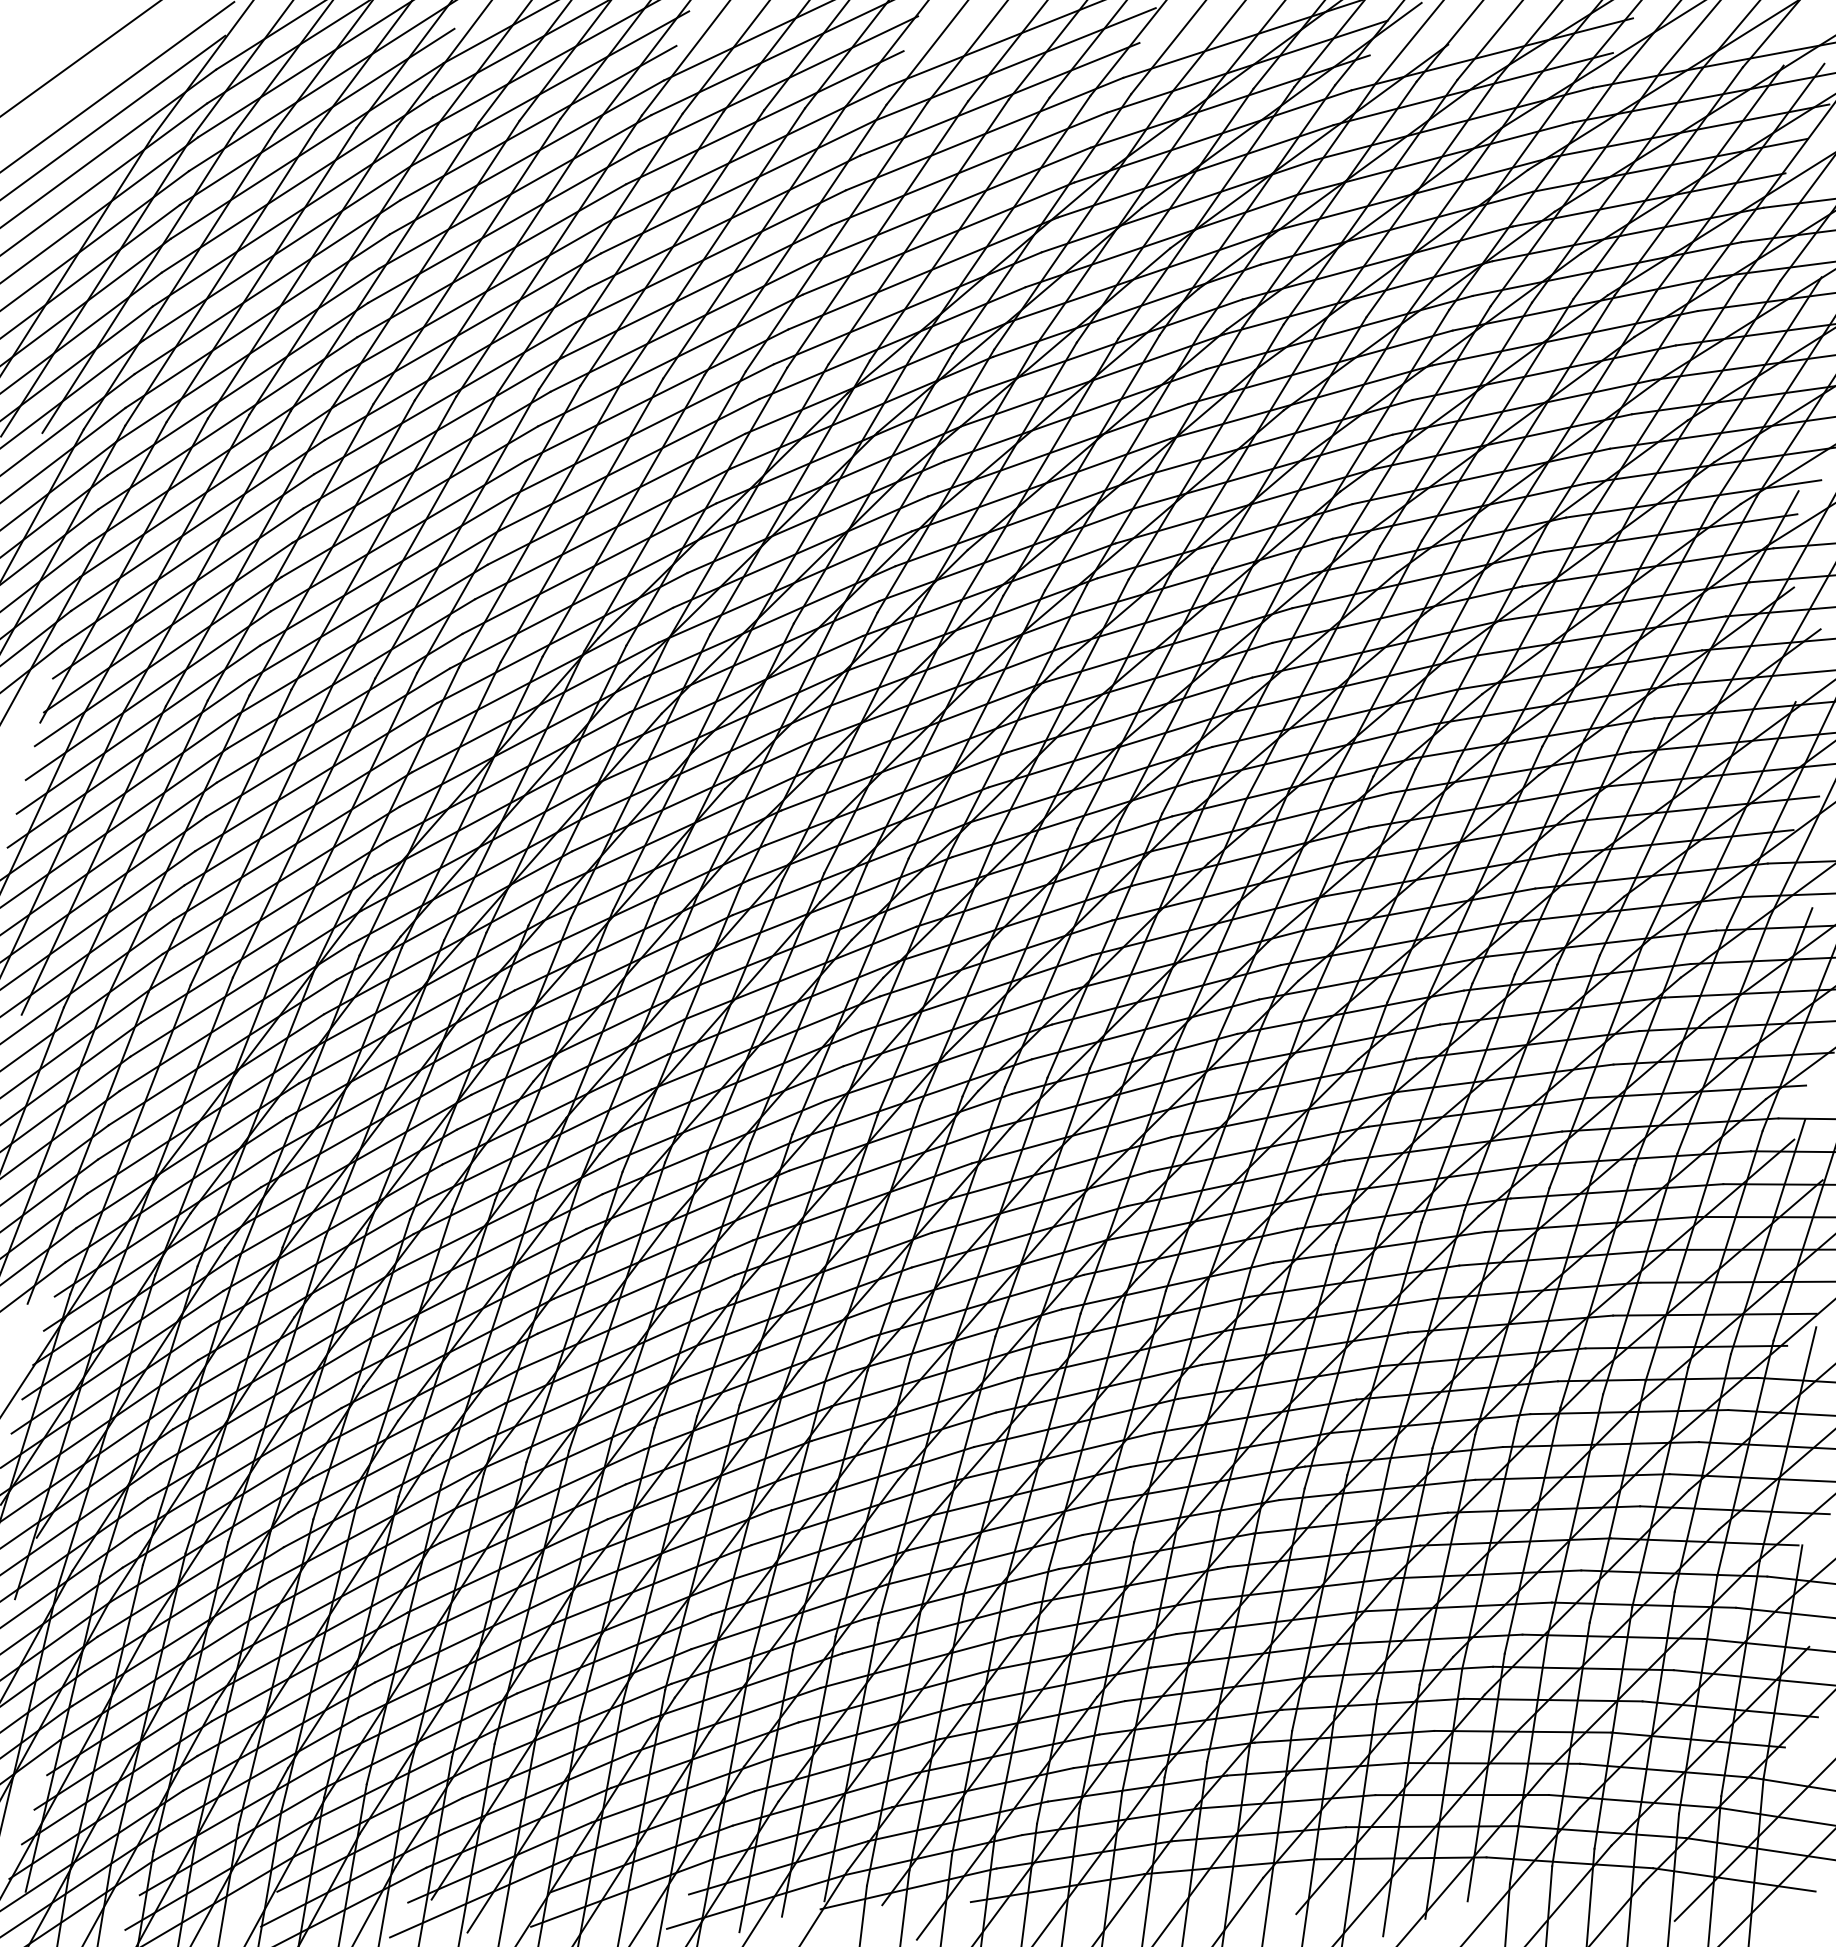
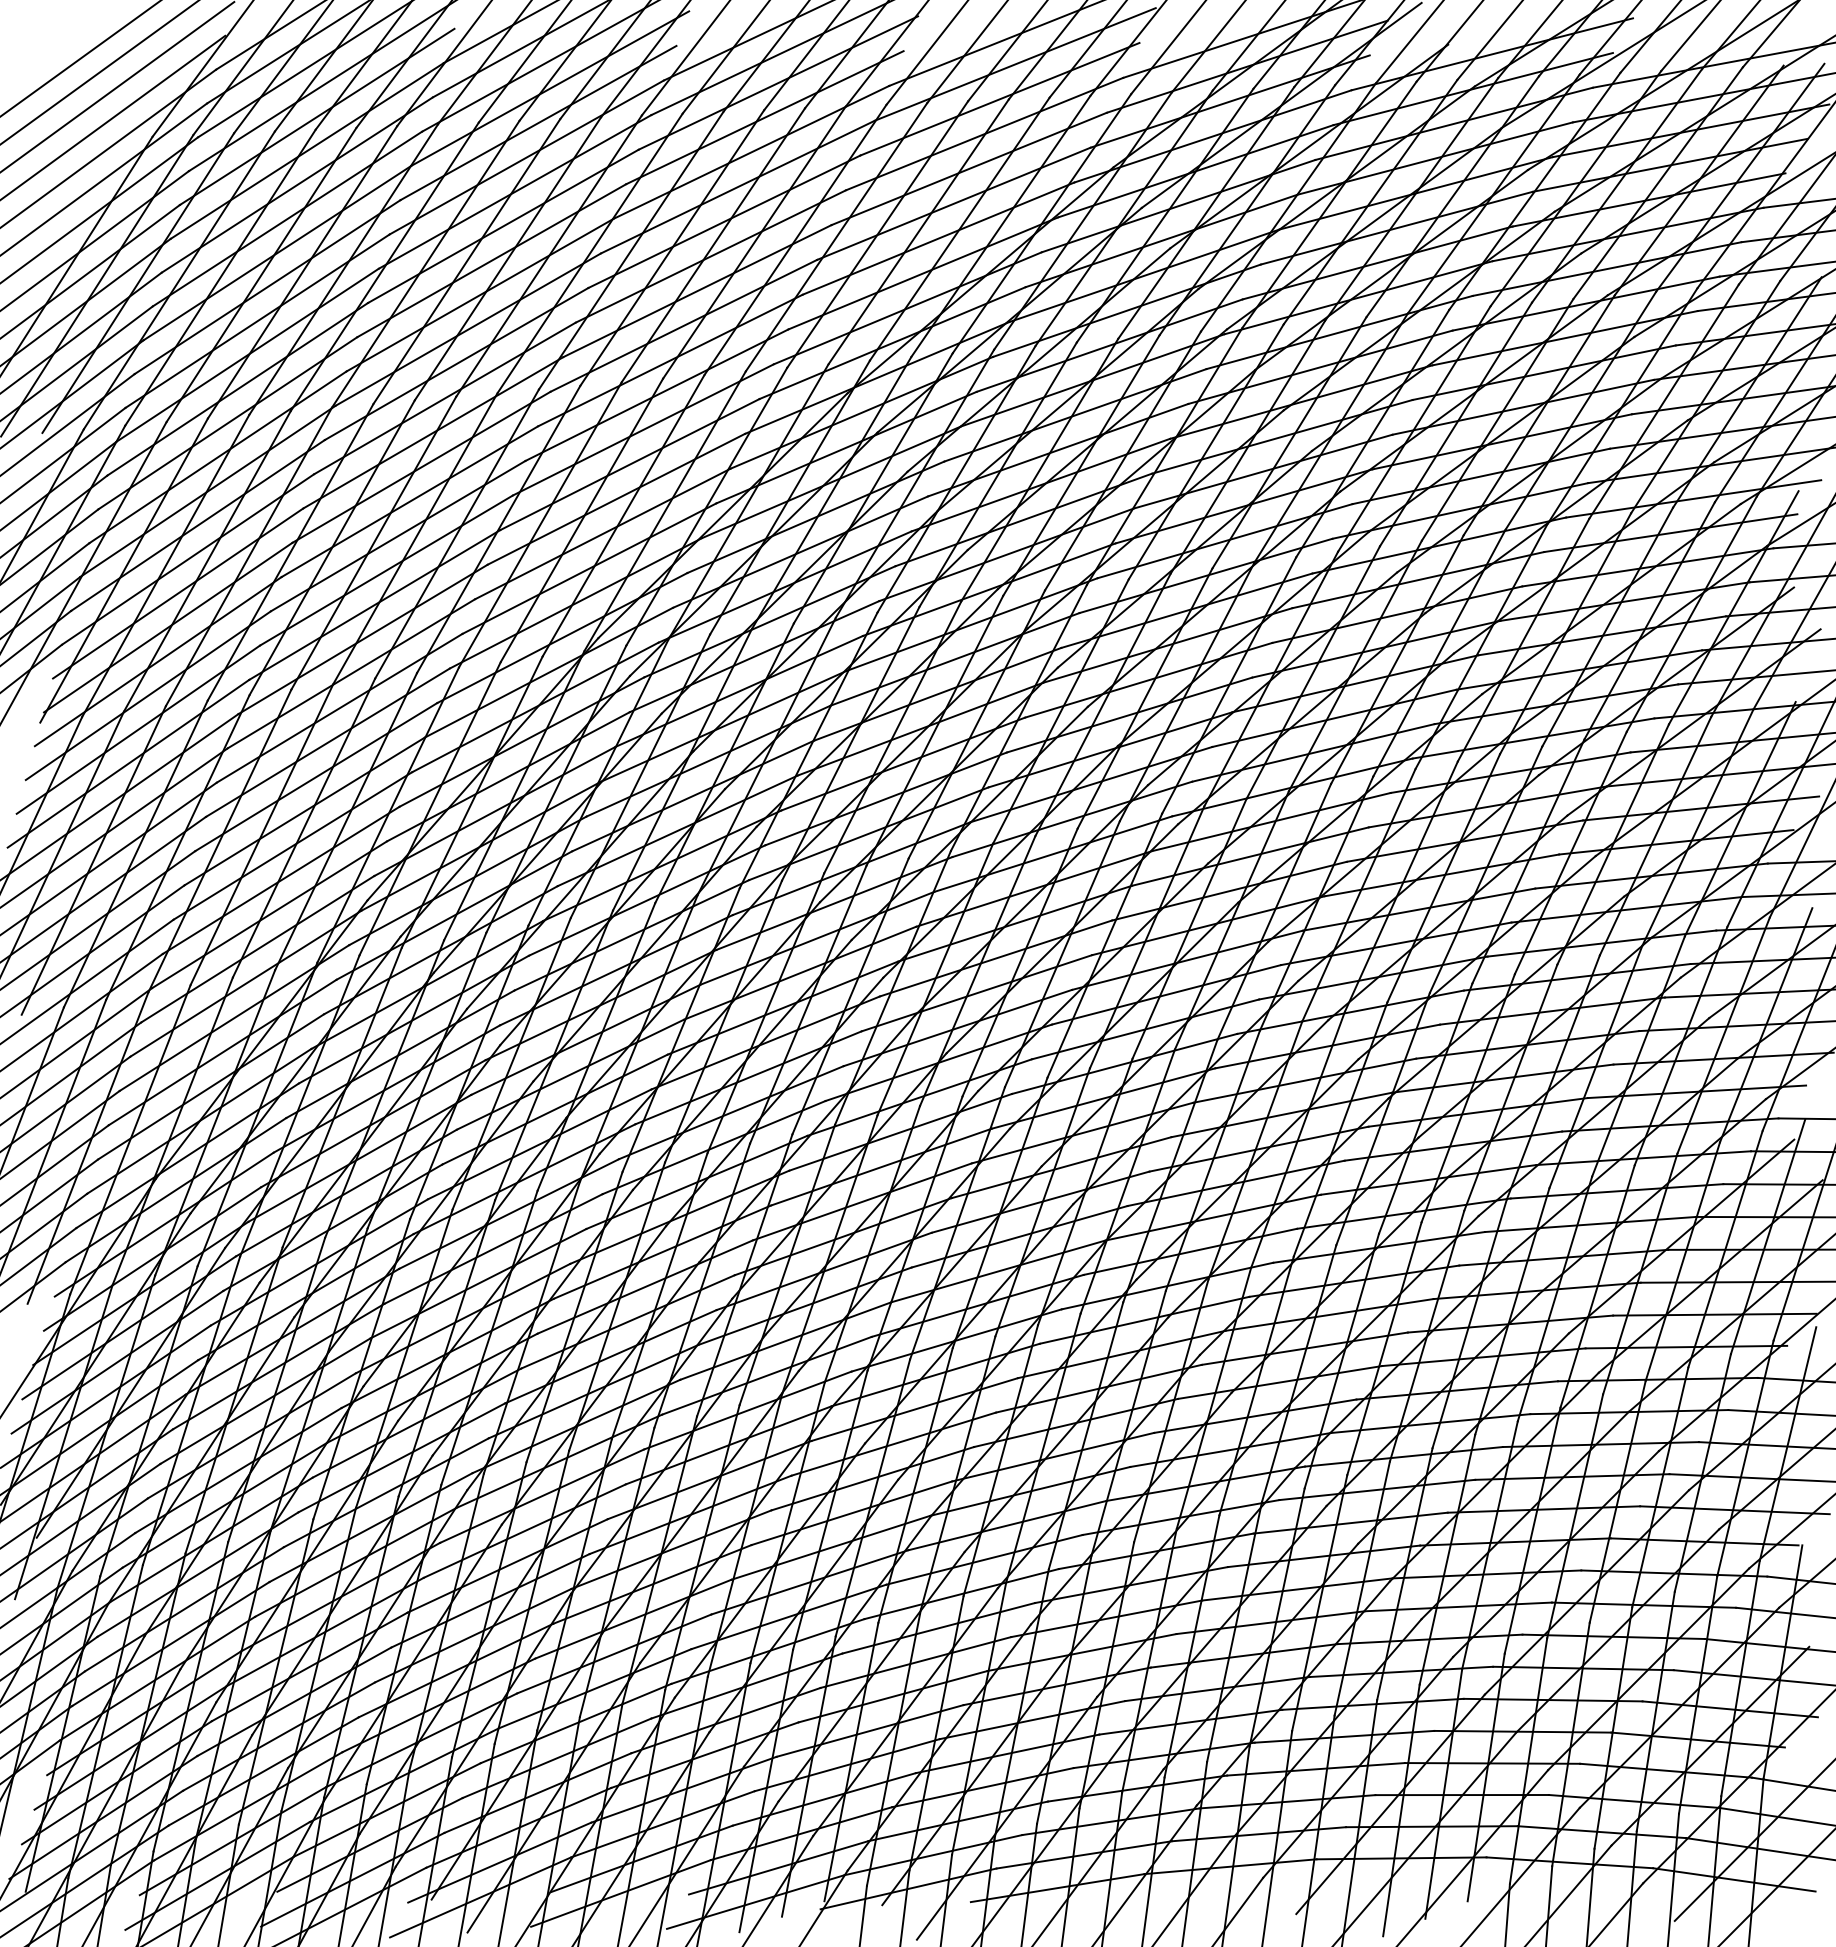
line: none -> present (99, 72)
